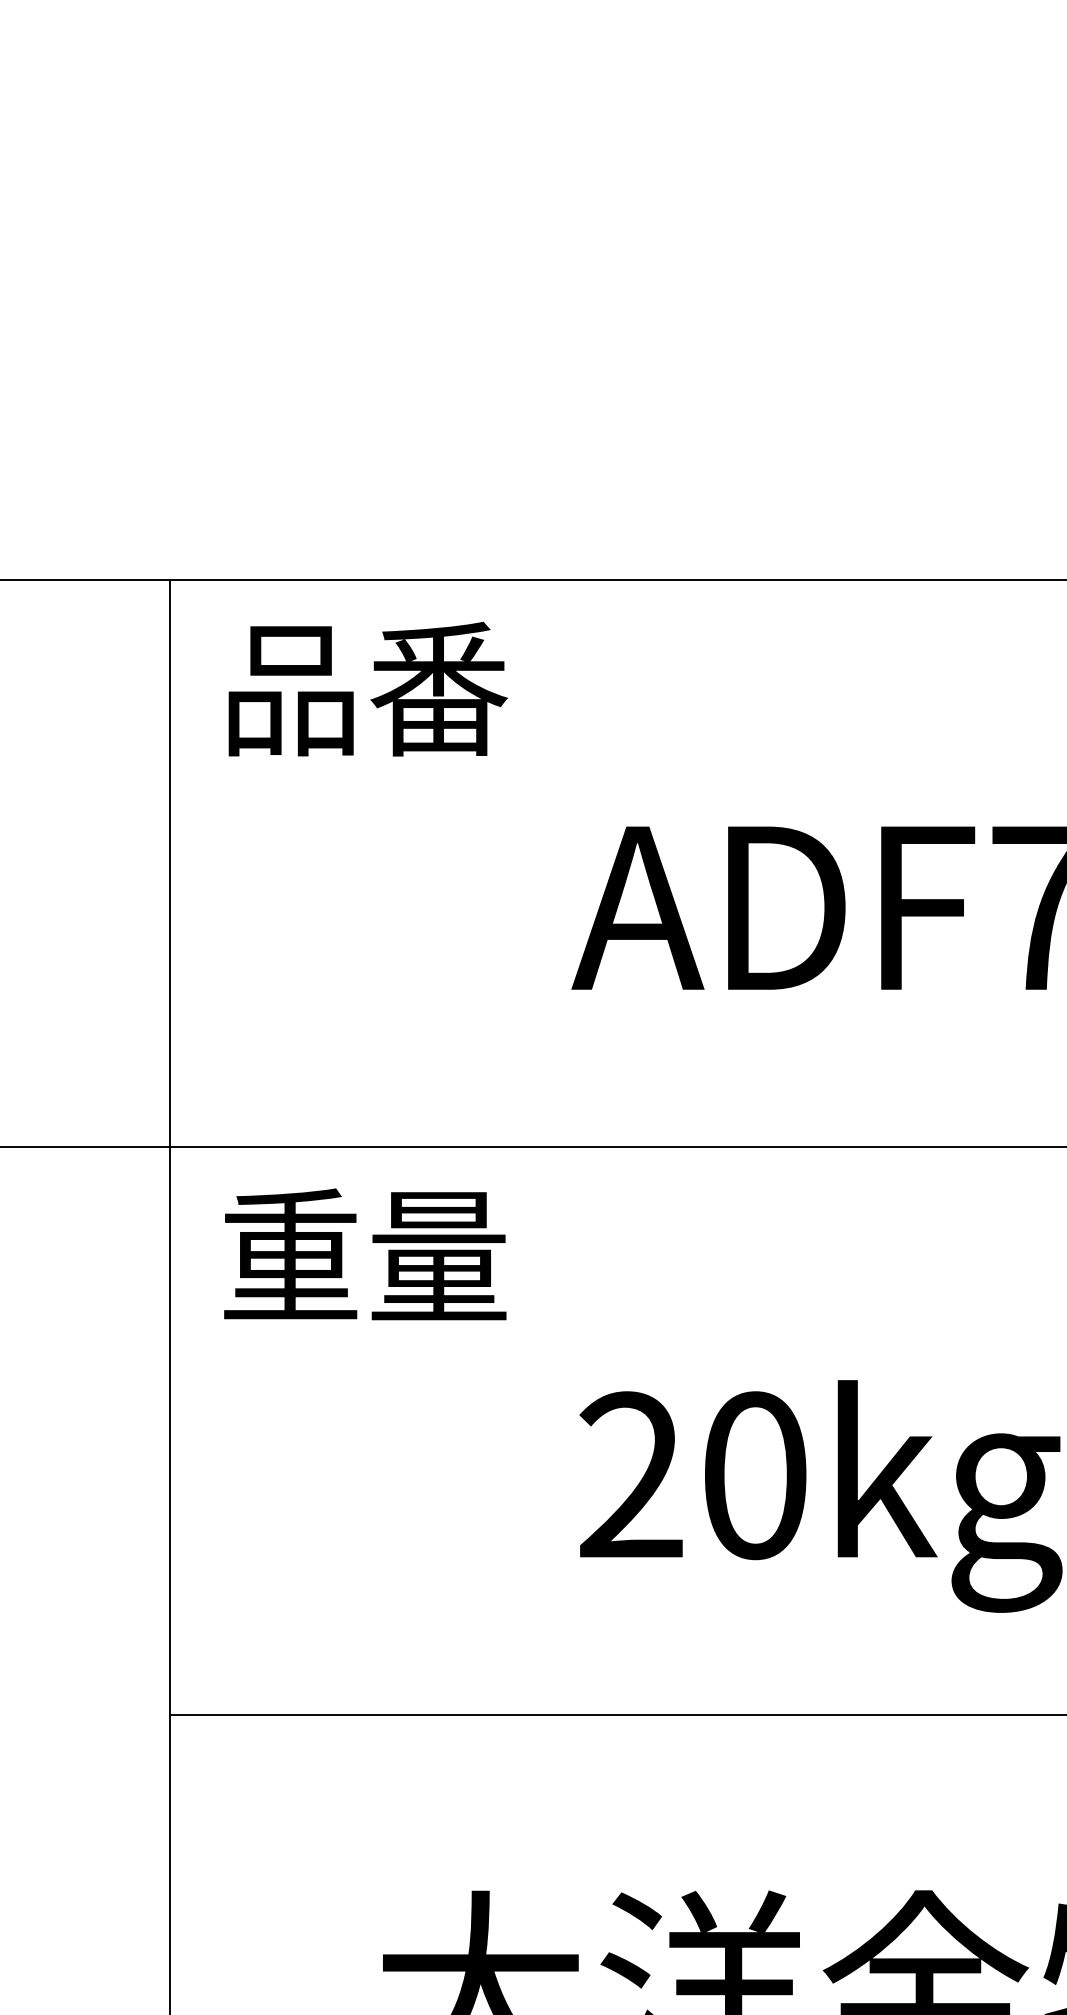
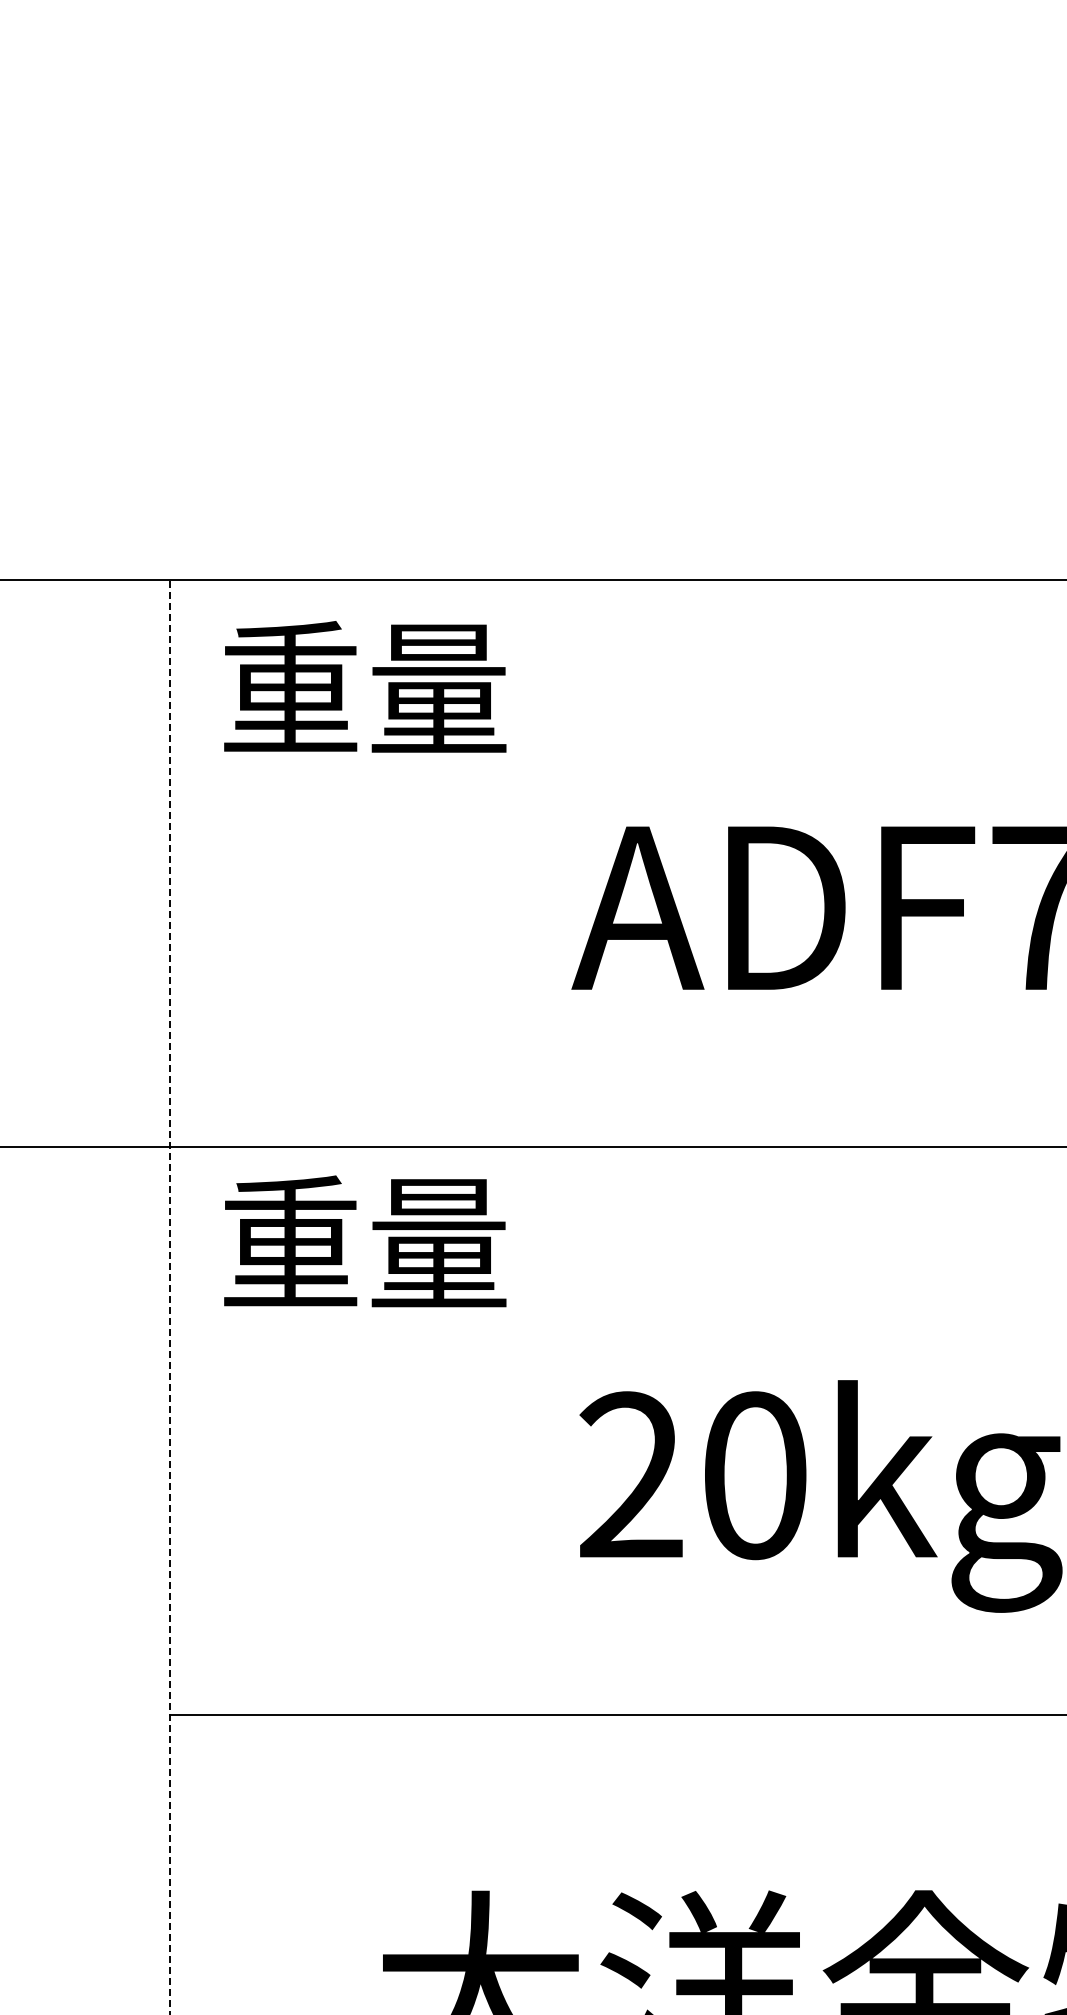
text: 品番 -> 重量 (365, 688)
text position: (365, 1254) -> (365, 1241) (365, 1241)
line: solid -> dashed (169, 1296)
